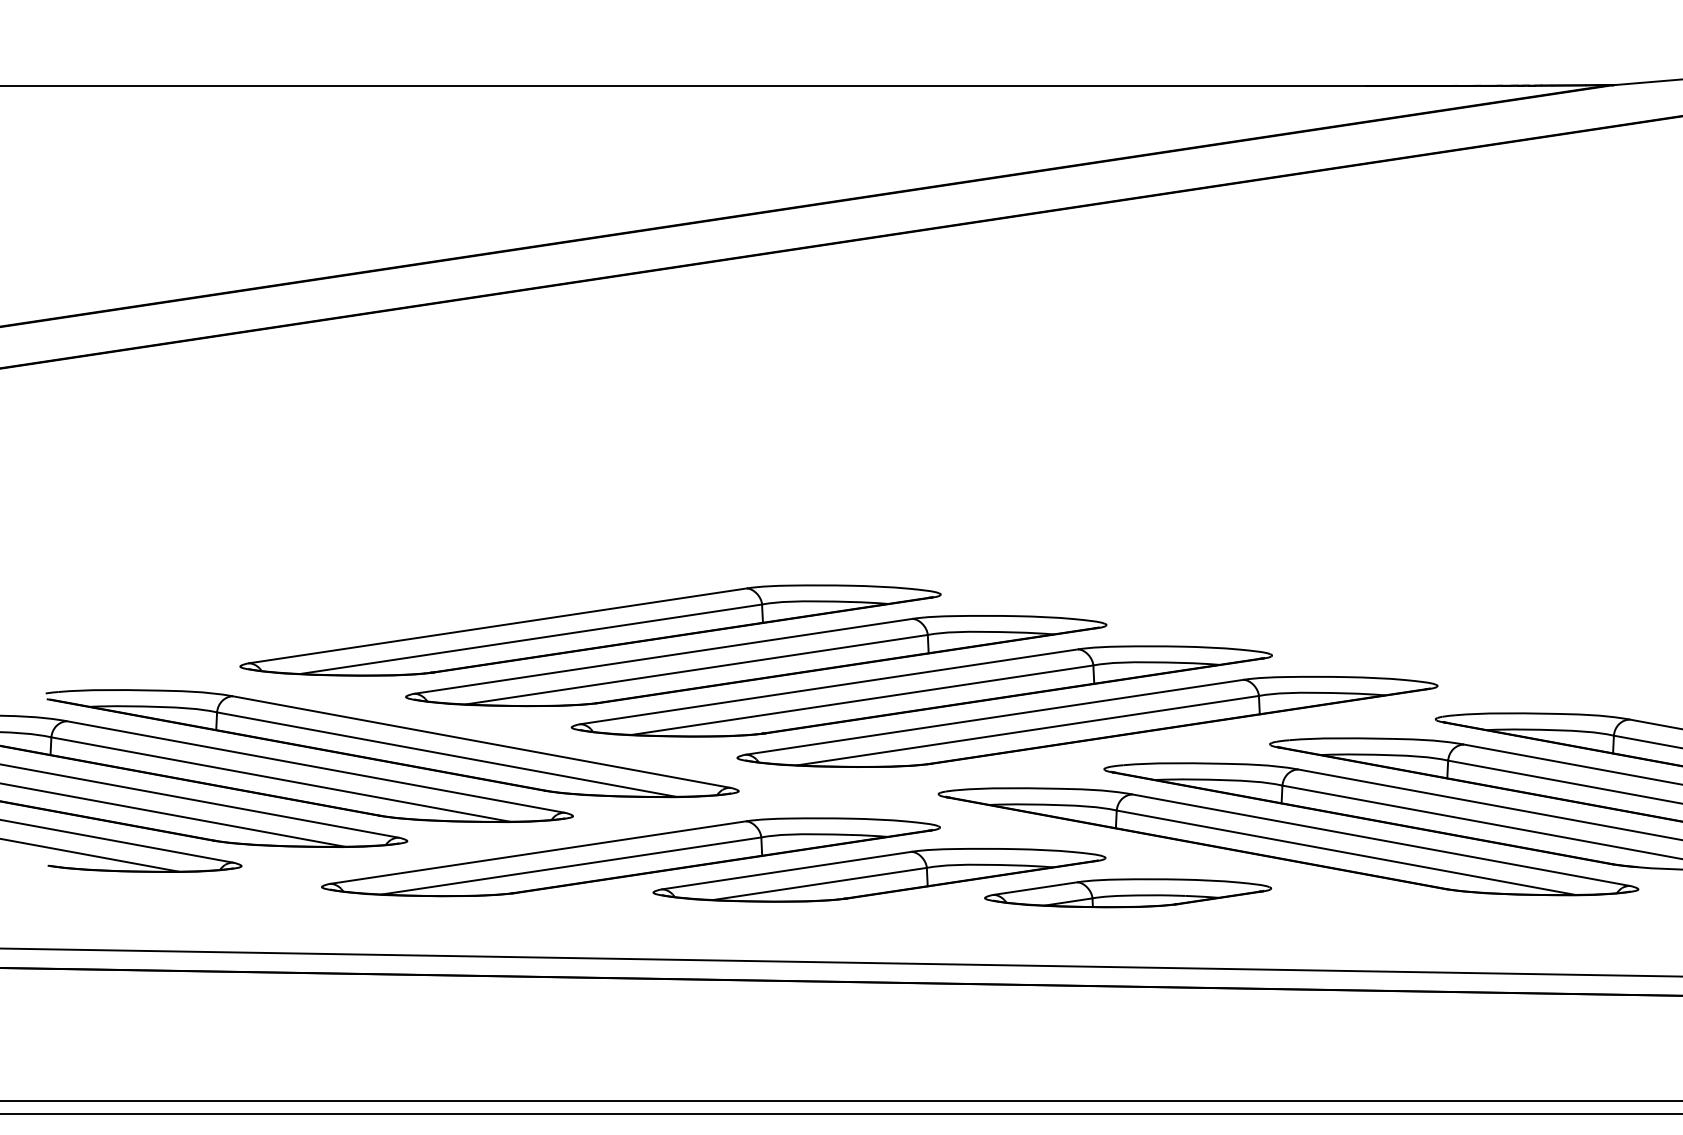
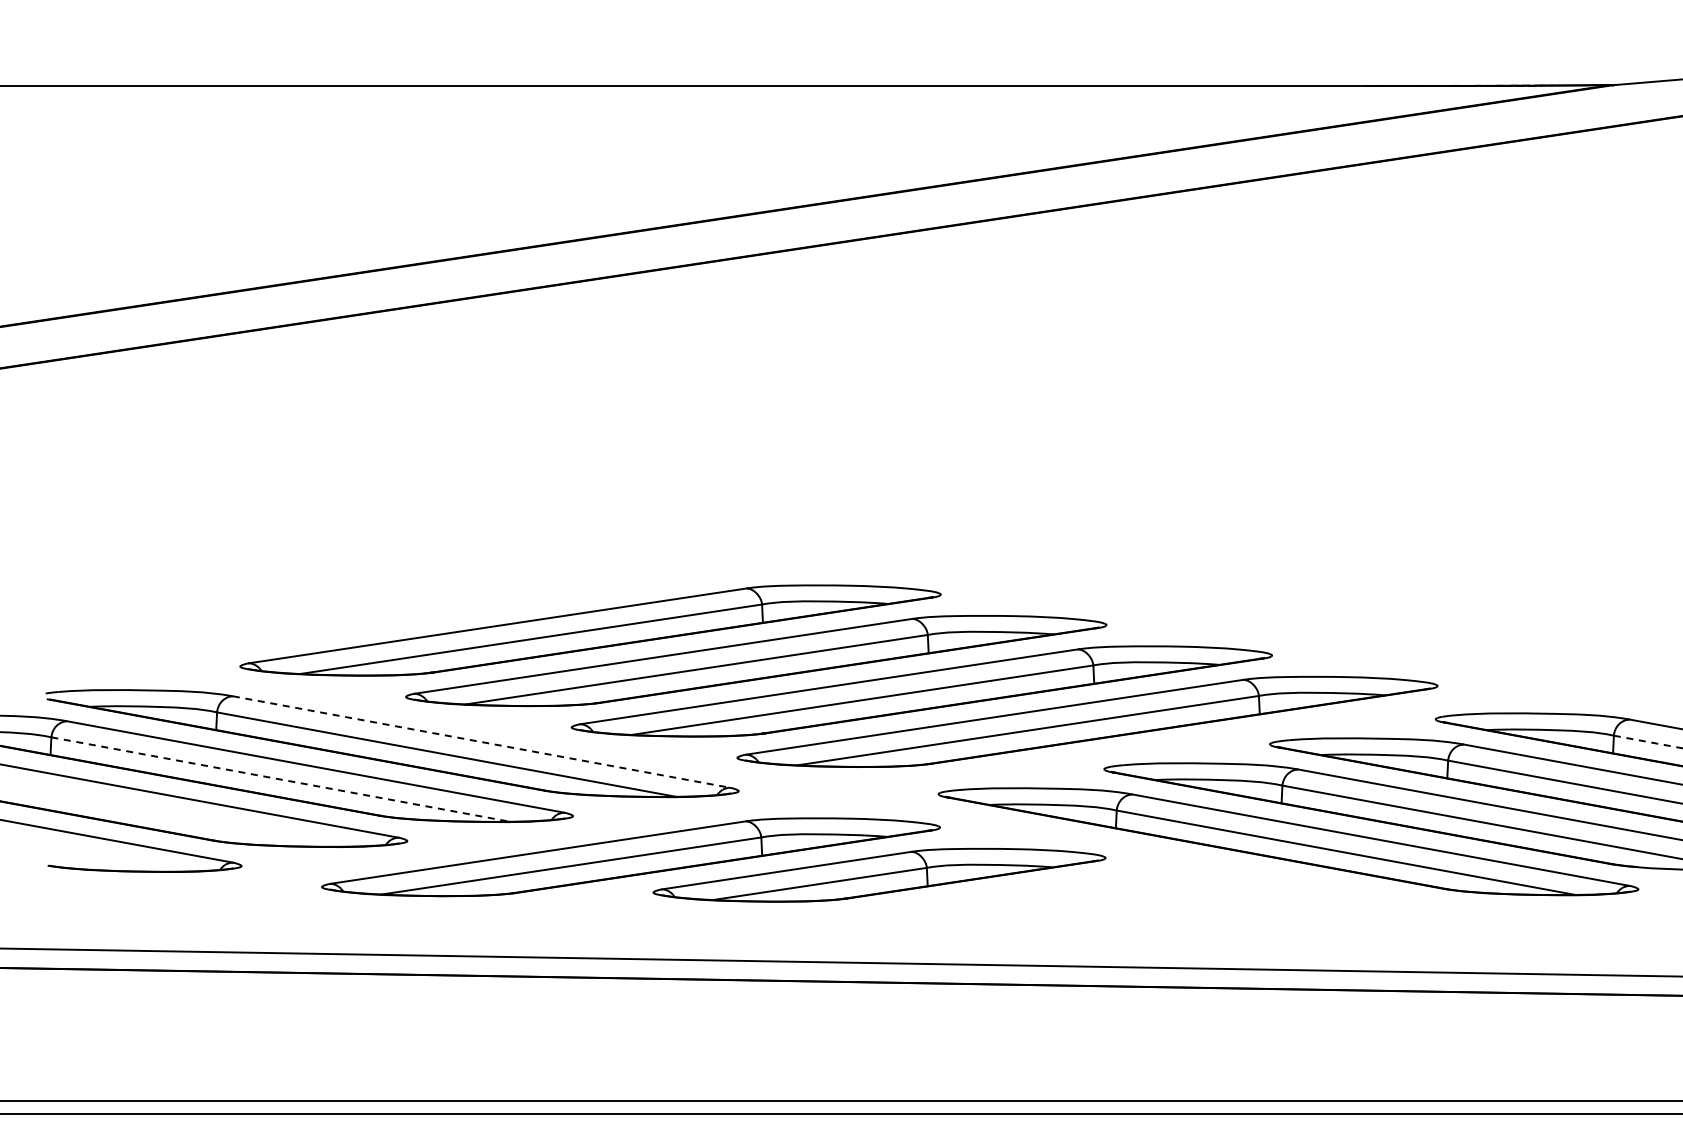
line: solid -> dashed (481, 742)
line: solid -> dashed (1648, 742)
line: solid -> dashed (281, 779)
line: present -> none (173, 814)
line: present -> none (90, 855)
part: present -> none (1128, 893)
